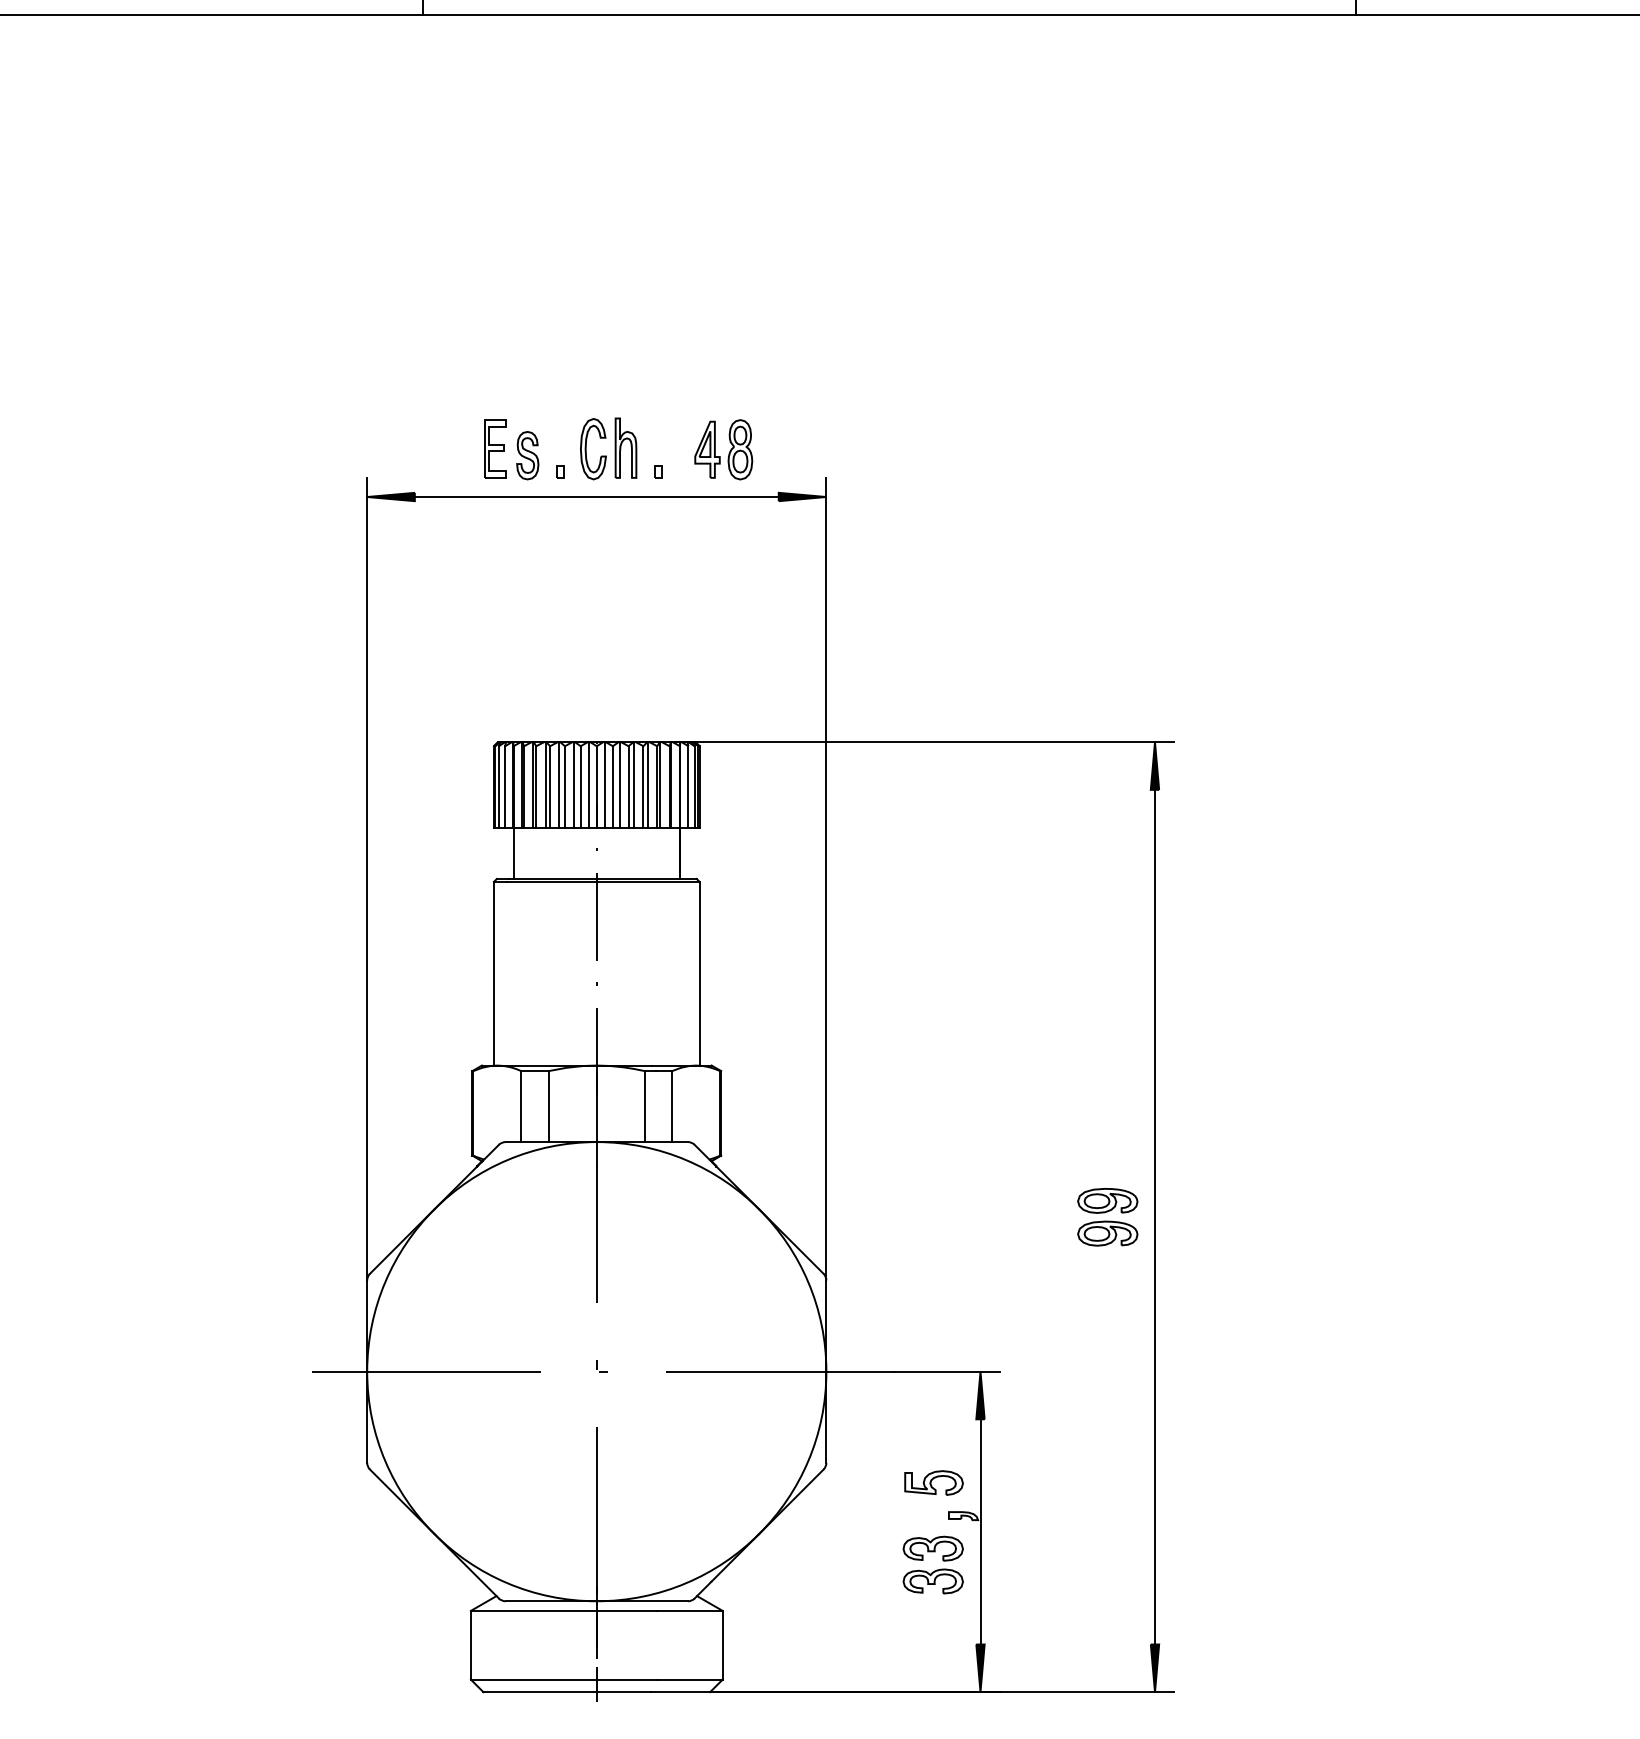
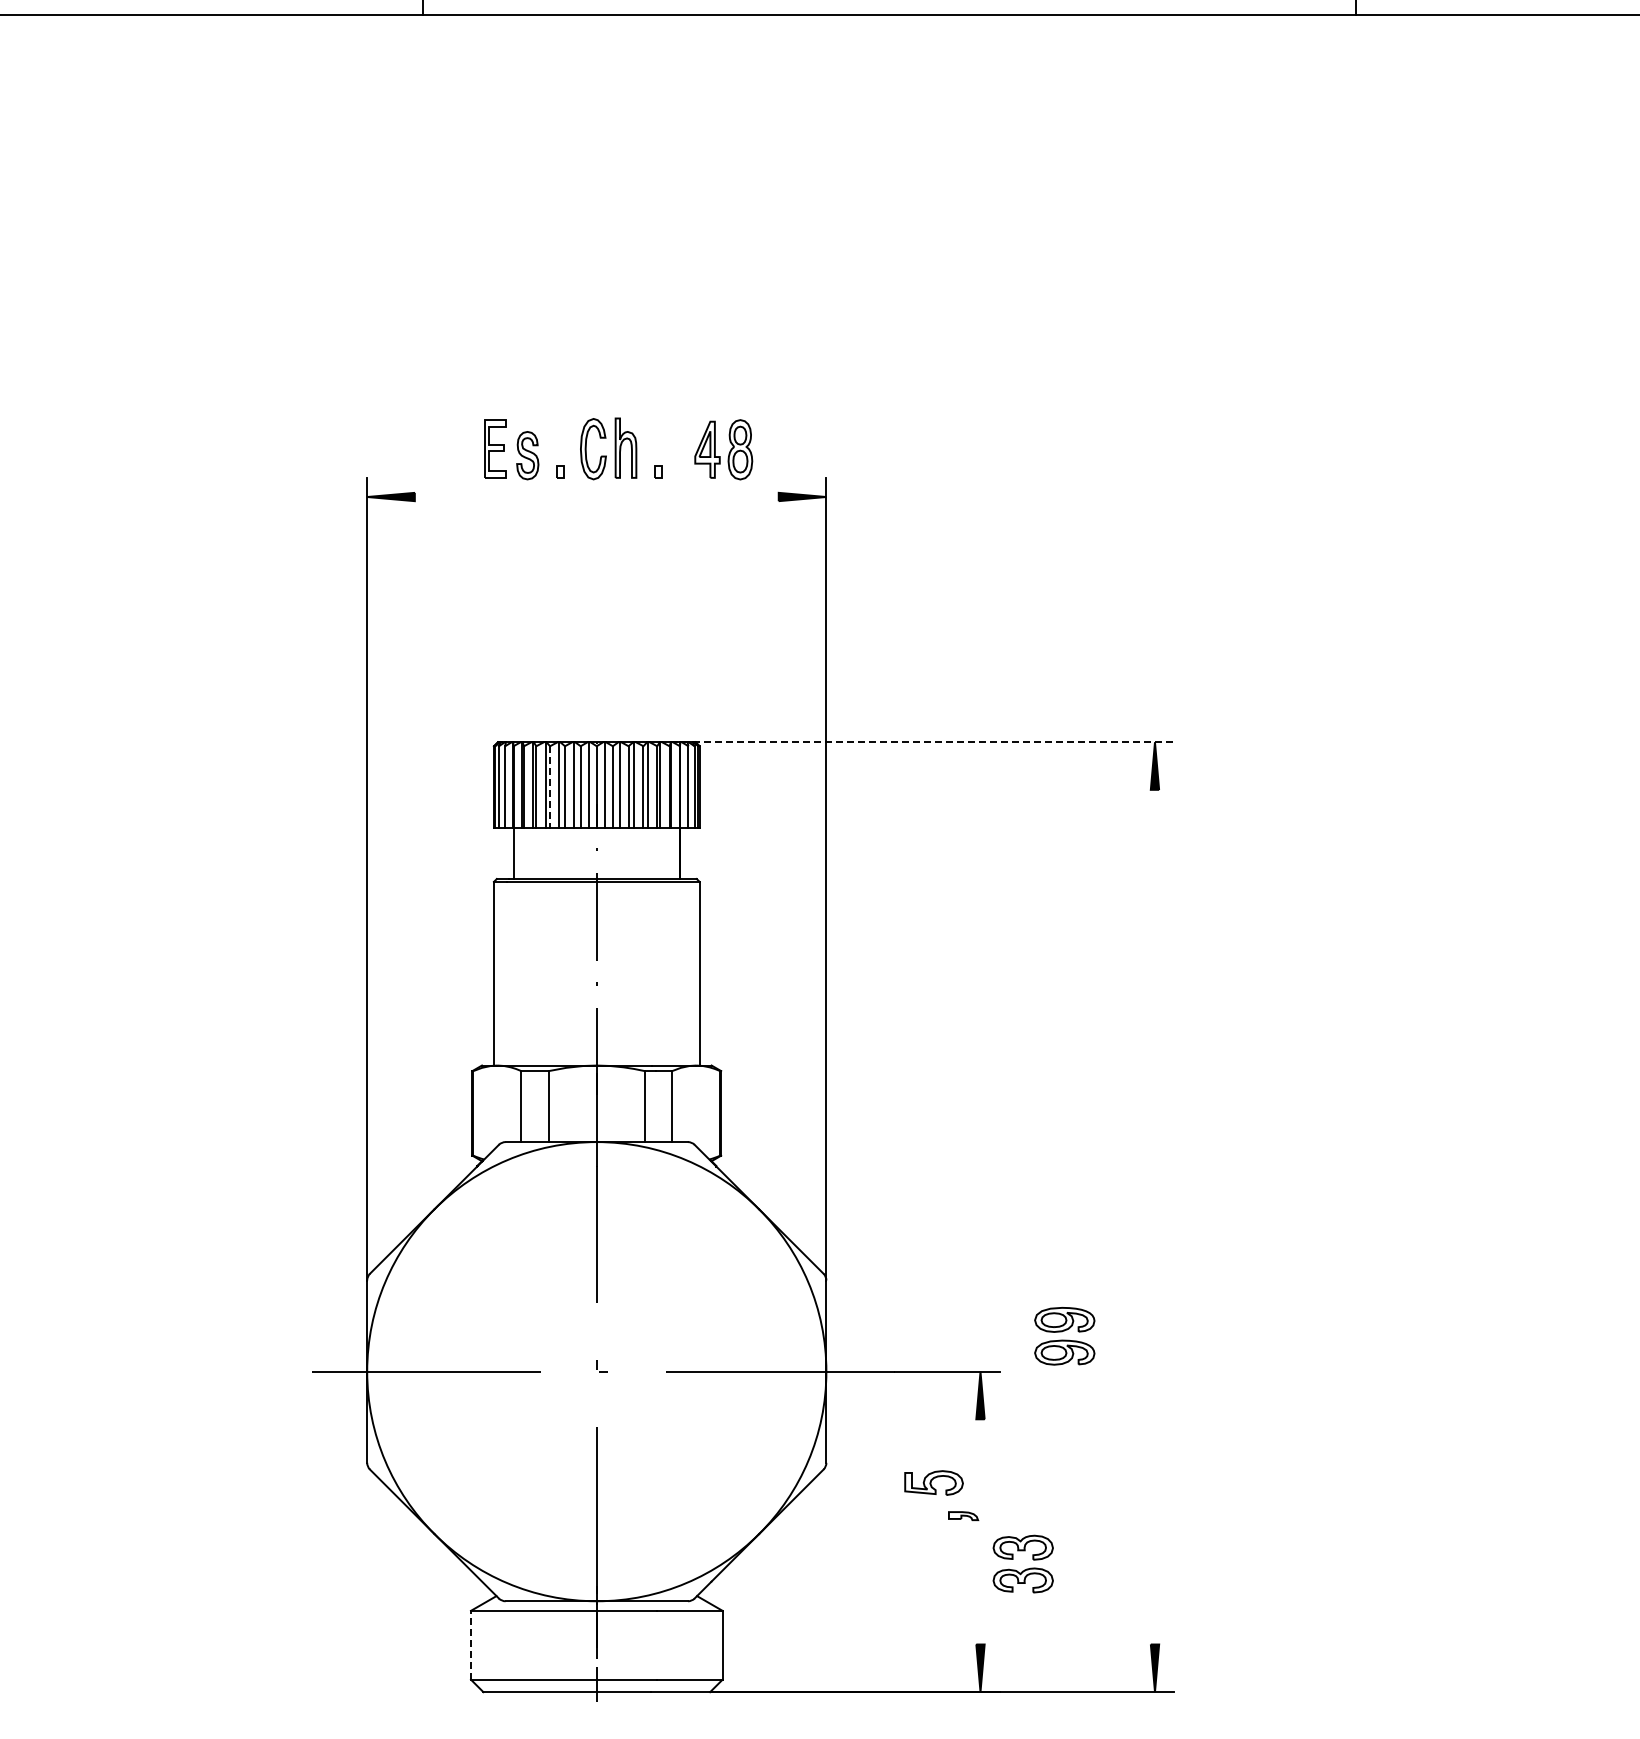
line: present -> none (596, 497)
line: solid -> dashed (922, 742)
line: solid -> dashed (550, 787)
line: present -> none (1154, 1216)
part position: (1107, 1217) -> (1064, 1336) (1064, 1336)
line: present -> none (980, 1531)
part position: (934, 1570) -> (1024, 1569) (1024, 1569)
line: solid -> dashed (471, 1644)
